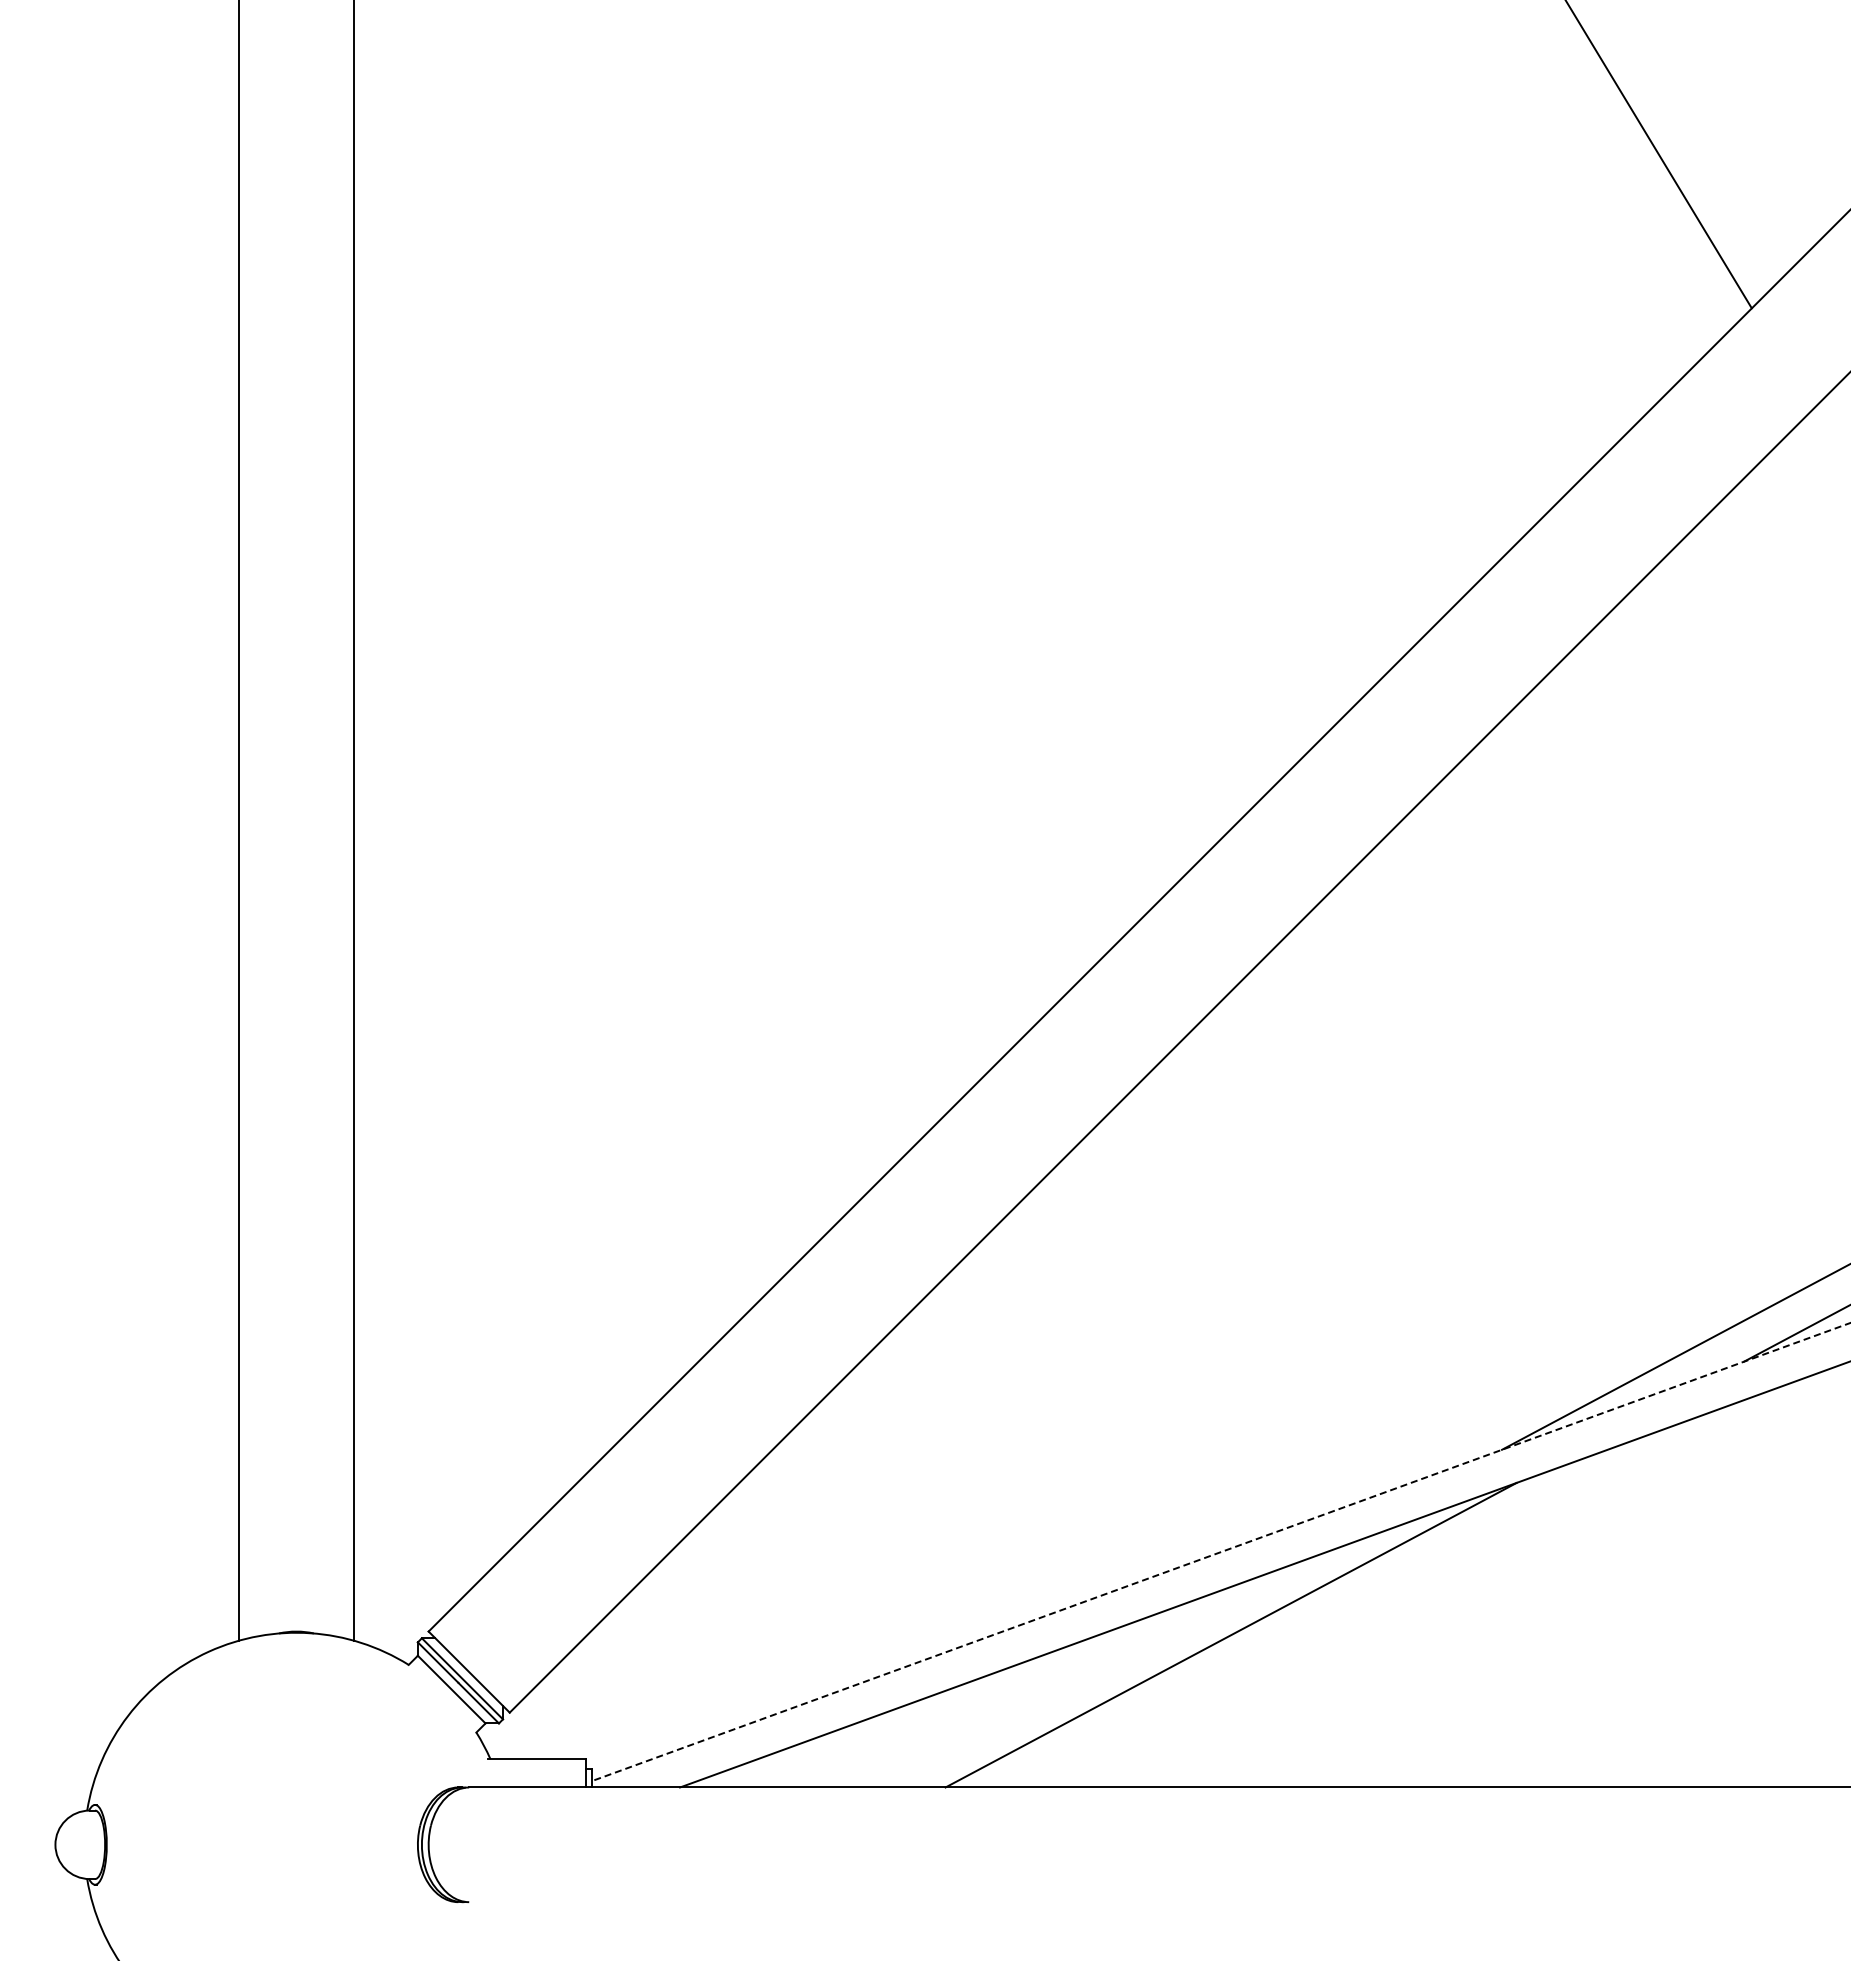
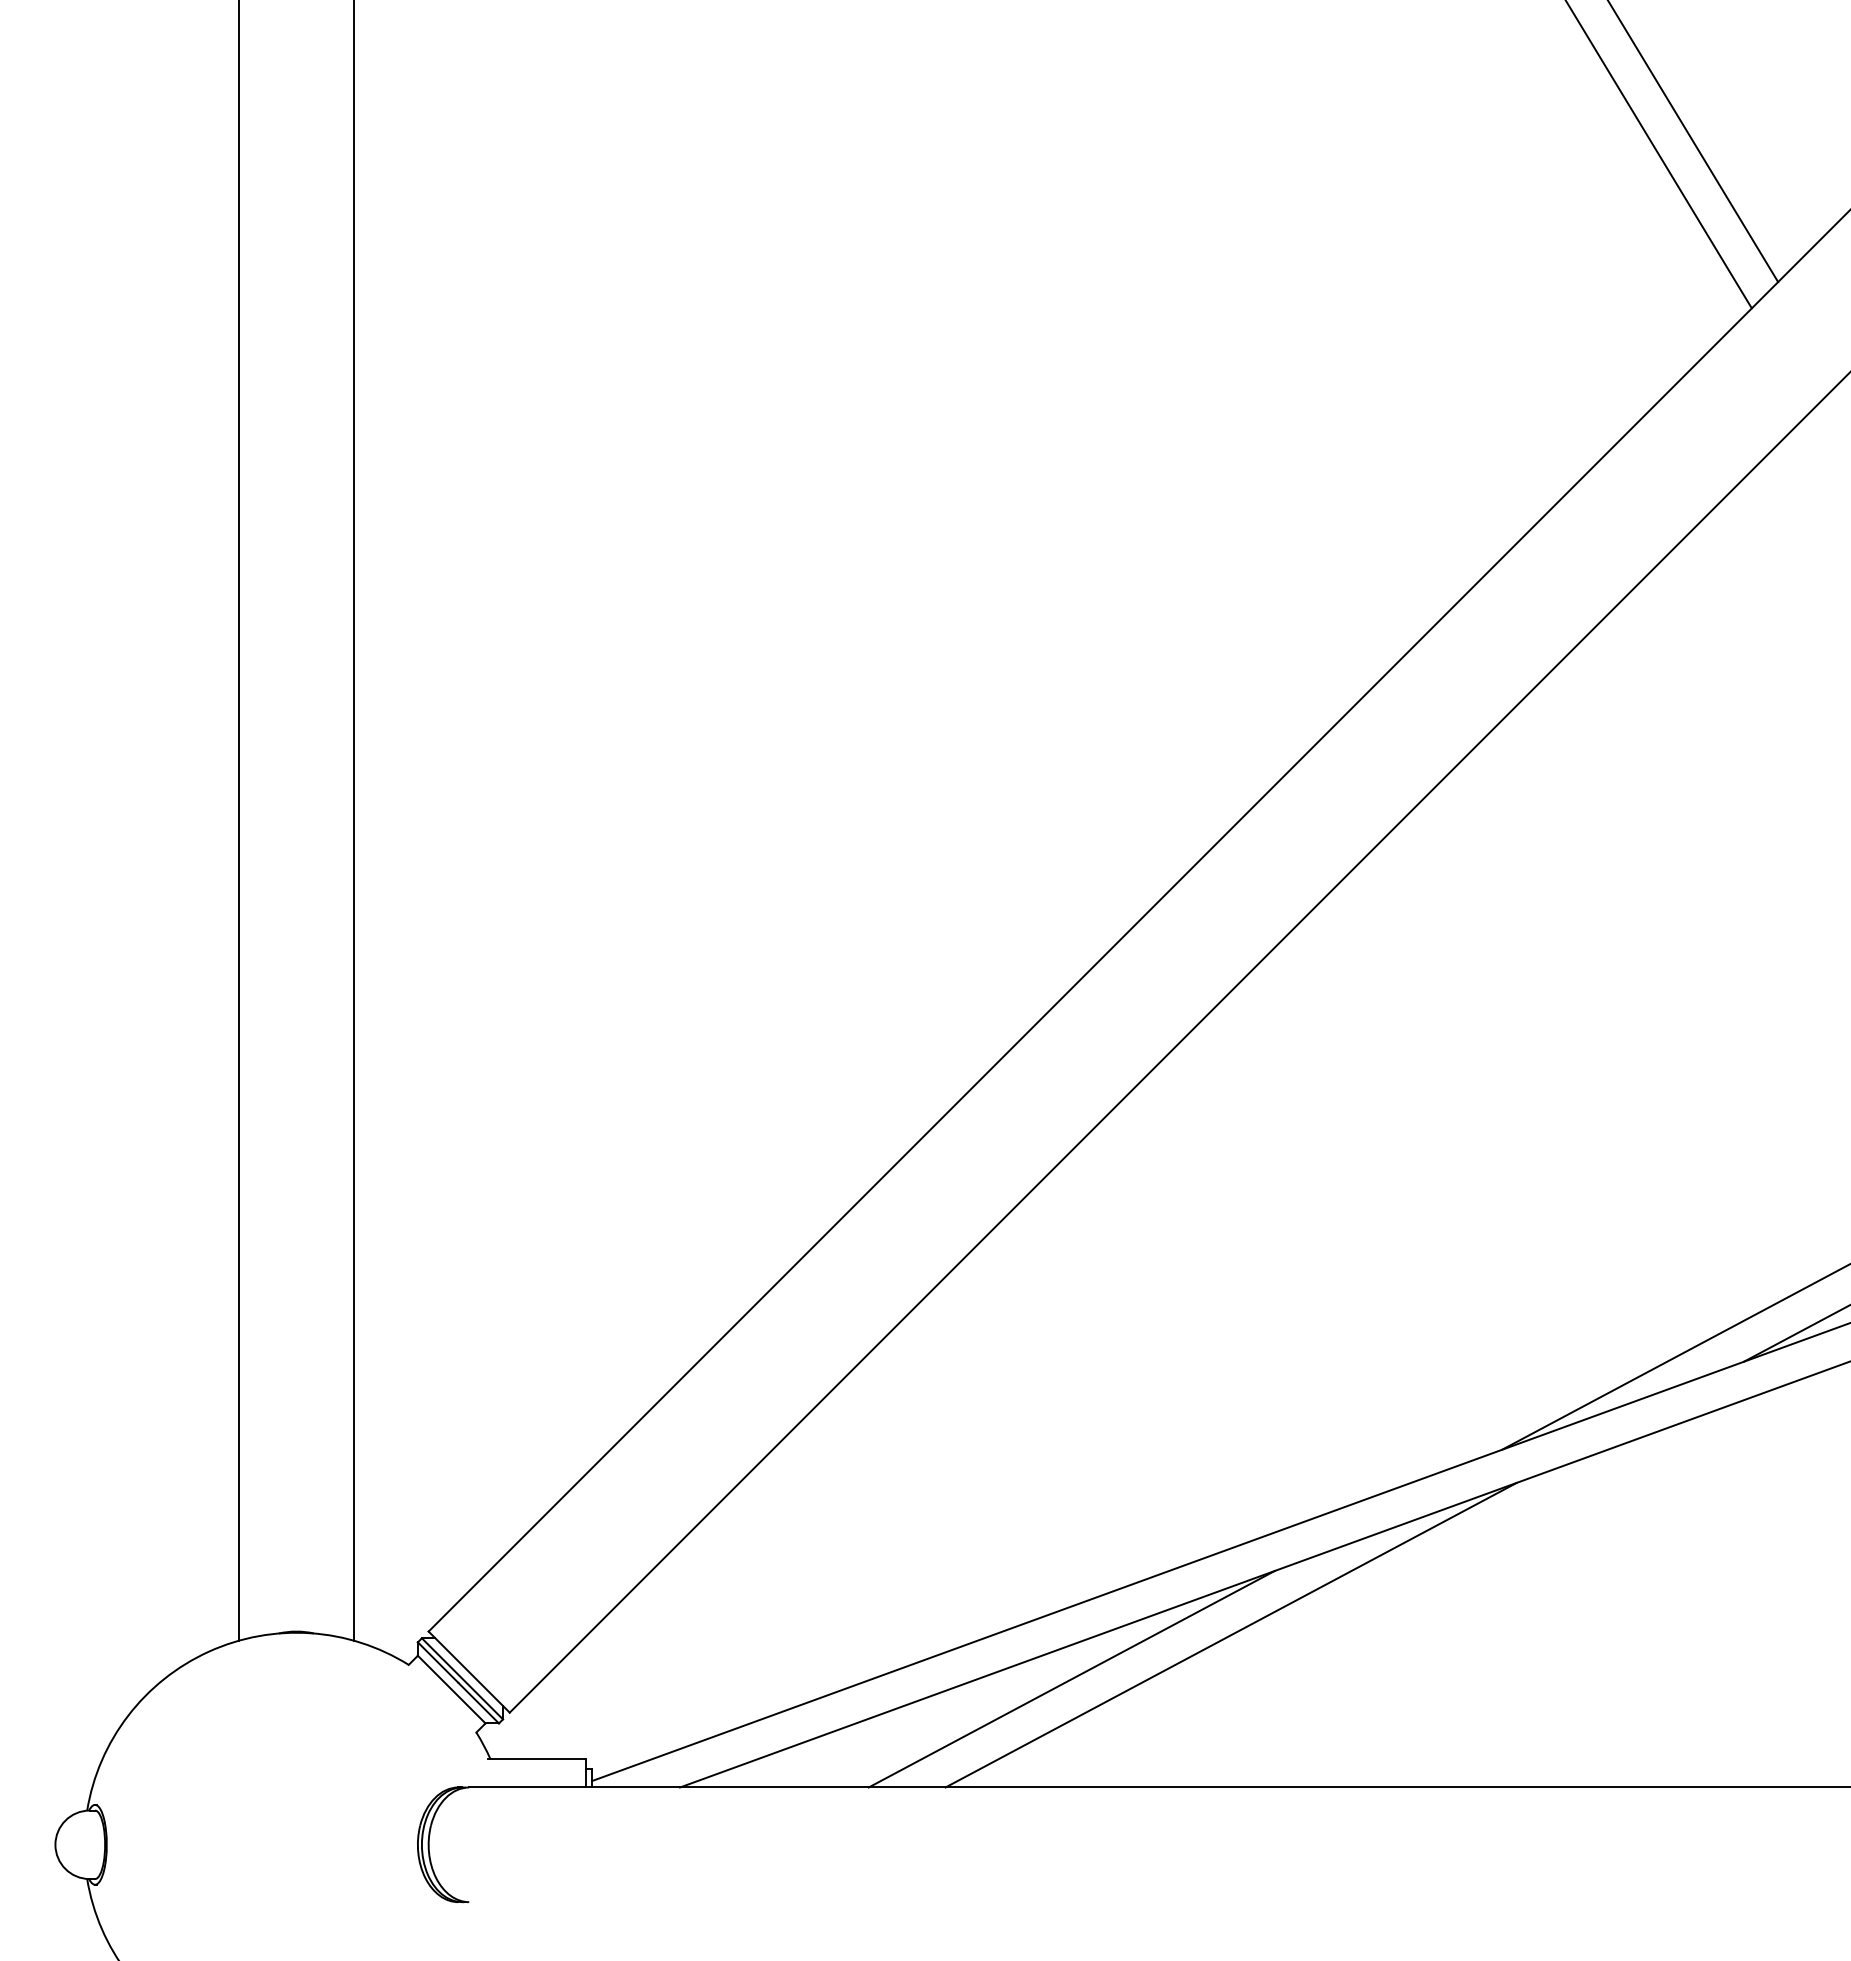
line: none -> present (1693, 142)
line: dashed -> solid (1221, 1551)
line: none -> present (1071, 1679)
